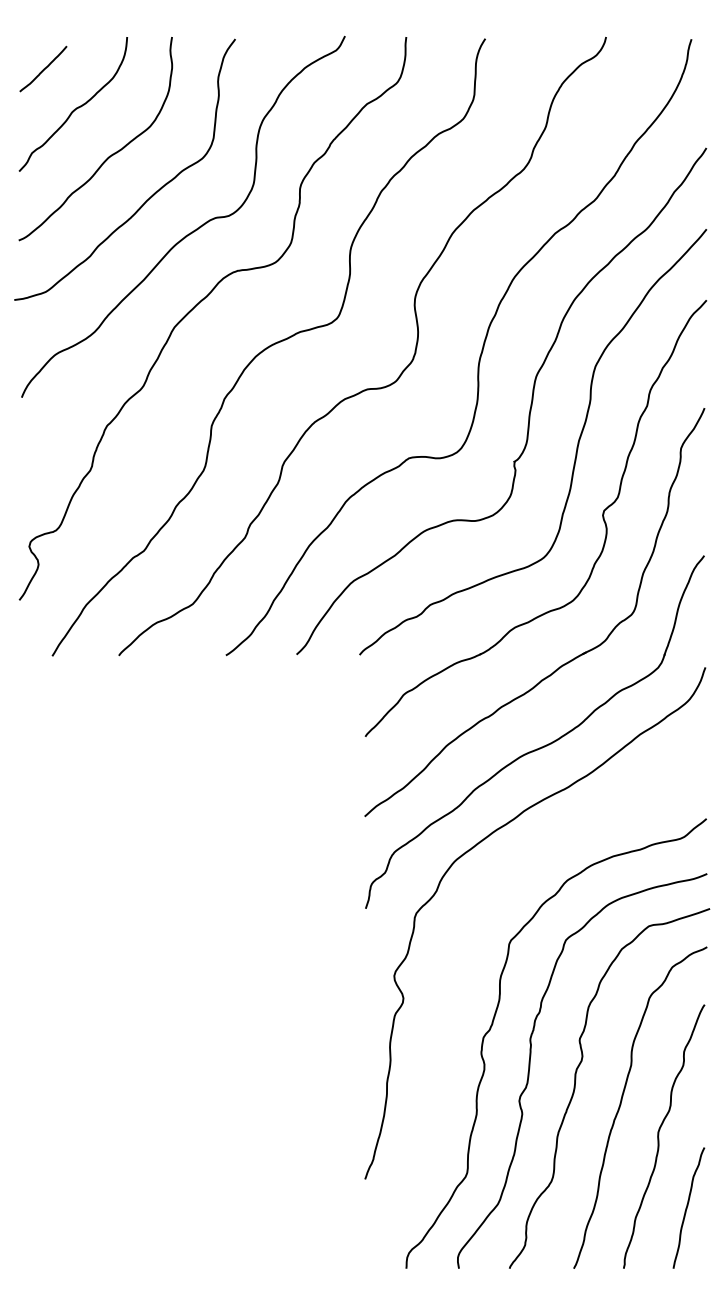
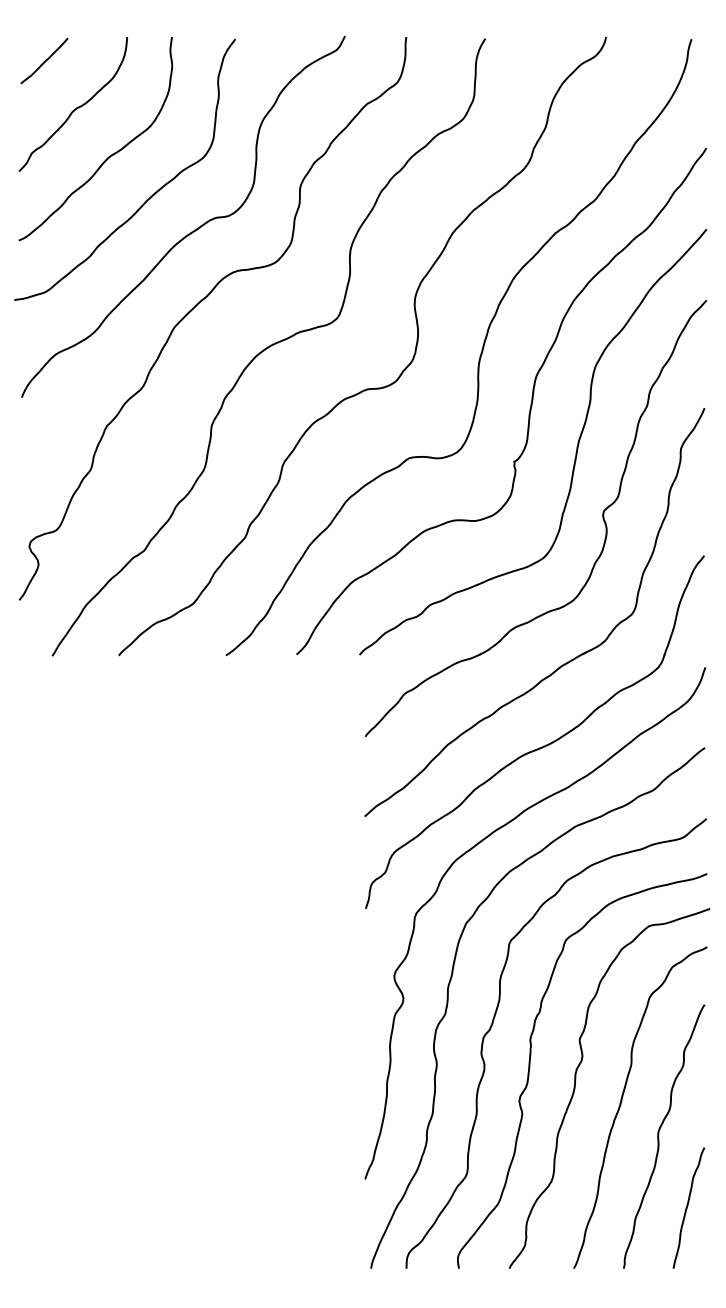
curve position: (43, 68) -> (44, 60) (44, 60)
curve: none -> present (448, 1004)
